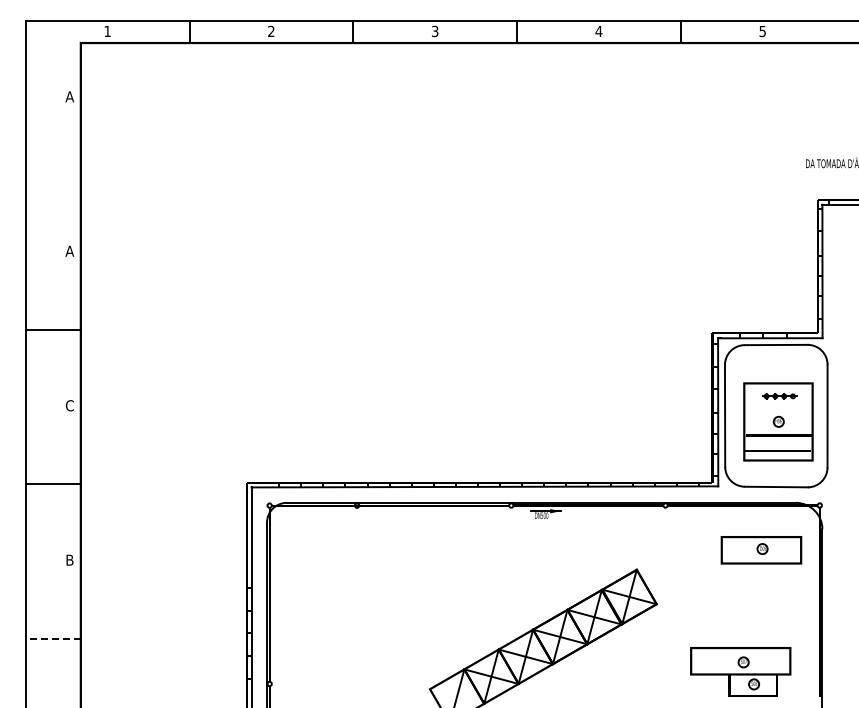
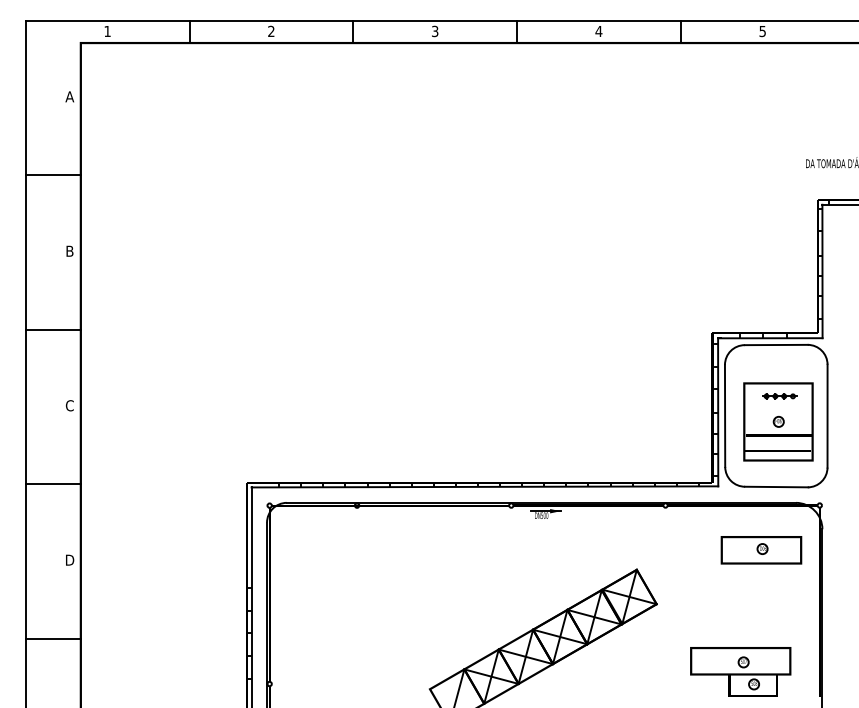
line: none -> present (52, 175)
text: A -> B (69, 250)
text: B -> D (70, 559)
line: dashed -> solid (53, 638)
